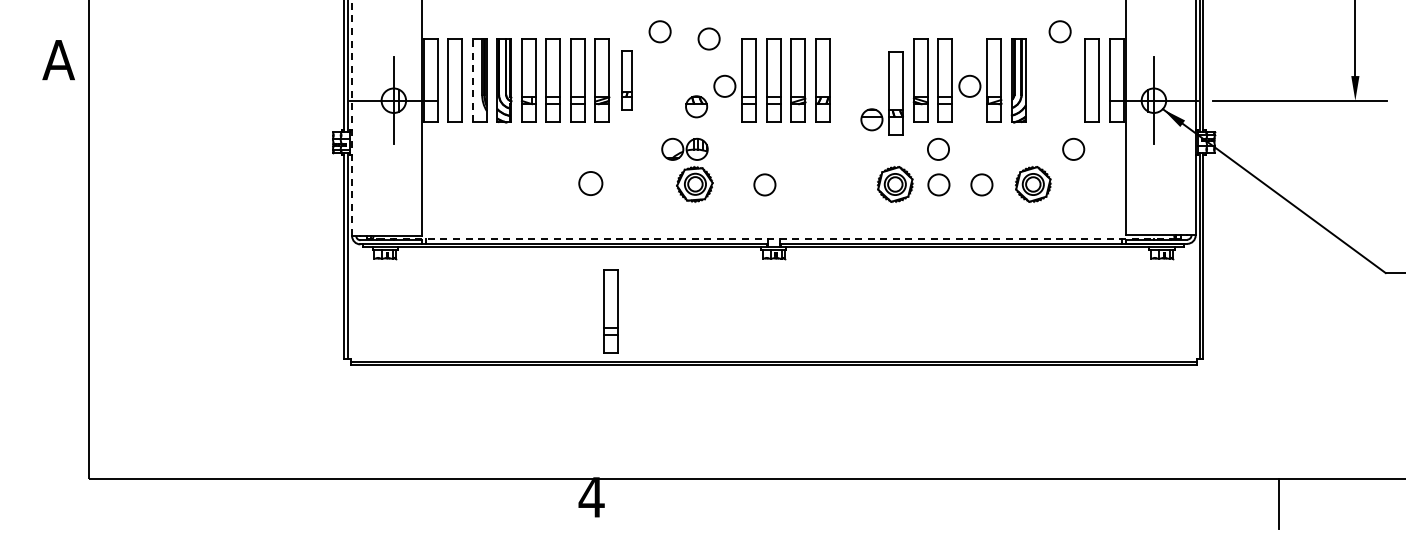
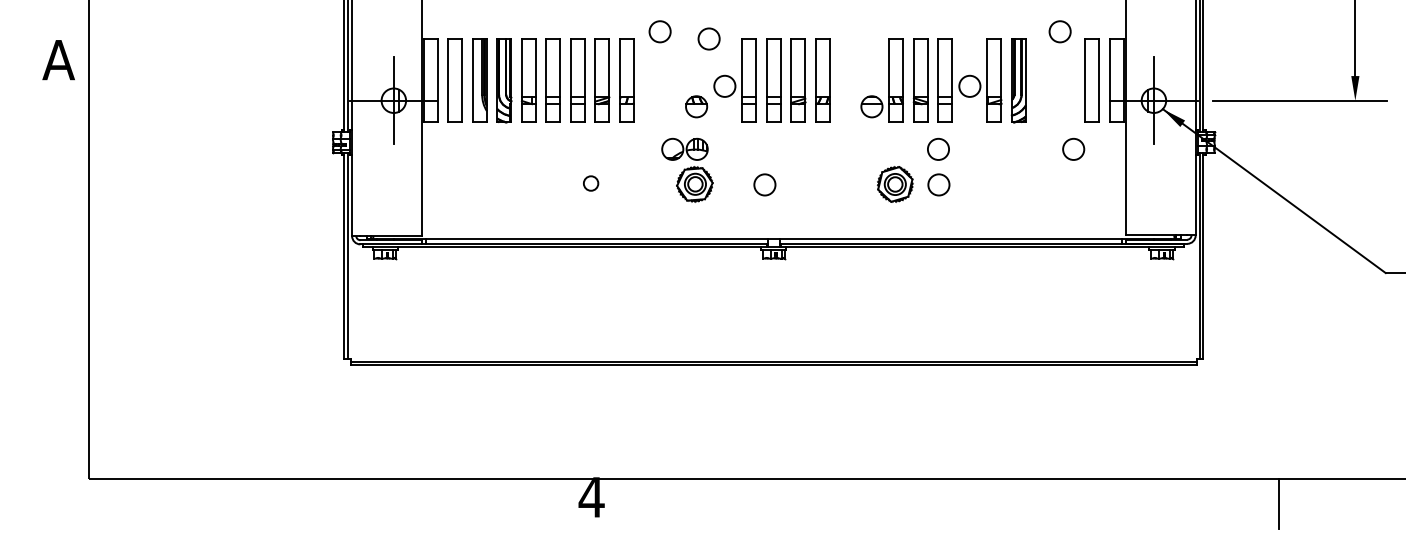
line: dashed -> solid (472, 80)
part size: 12x61 px -> 16x85 px (626, 80)
part position: (888, 93) -> (888, 80) (888, 80)
line: dashed -> solid (352, 118)
circle size: 26x25 px -> 17x17 px (591, 183)
circle: present -> none (981, 184)
part: present -> none (1033, 184)
line: dashed -> solid (773, 239)
part: present -> none (610, 311)
